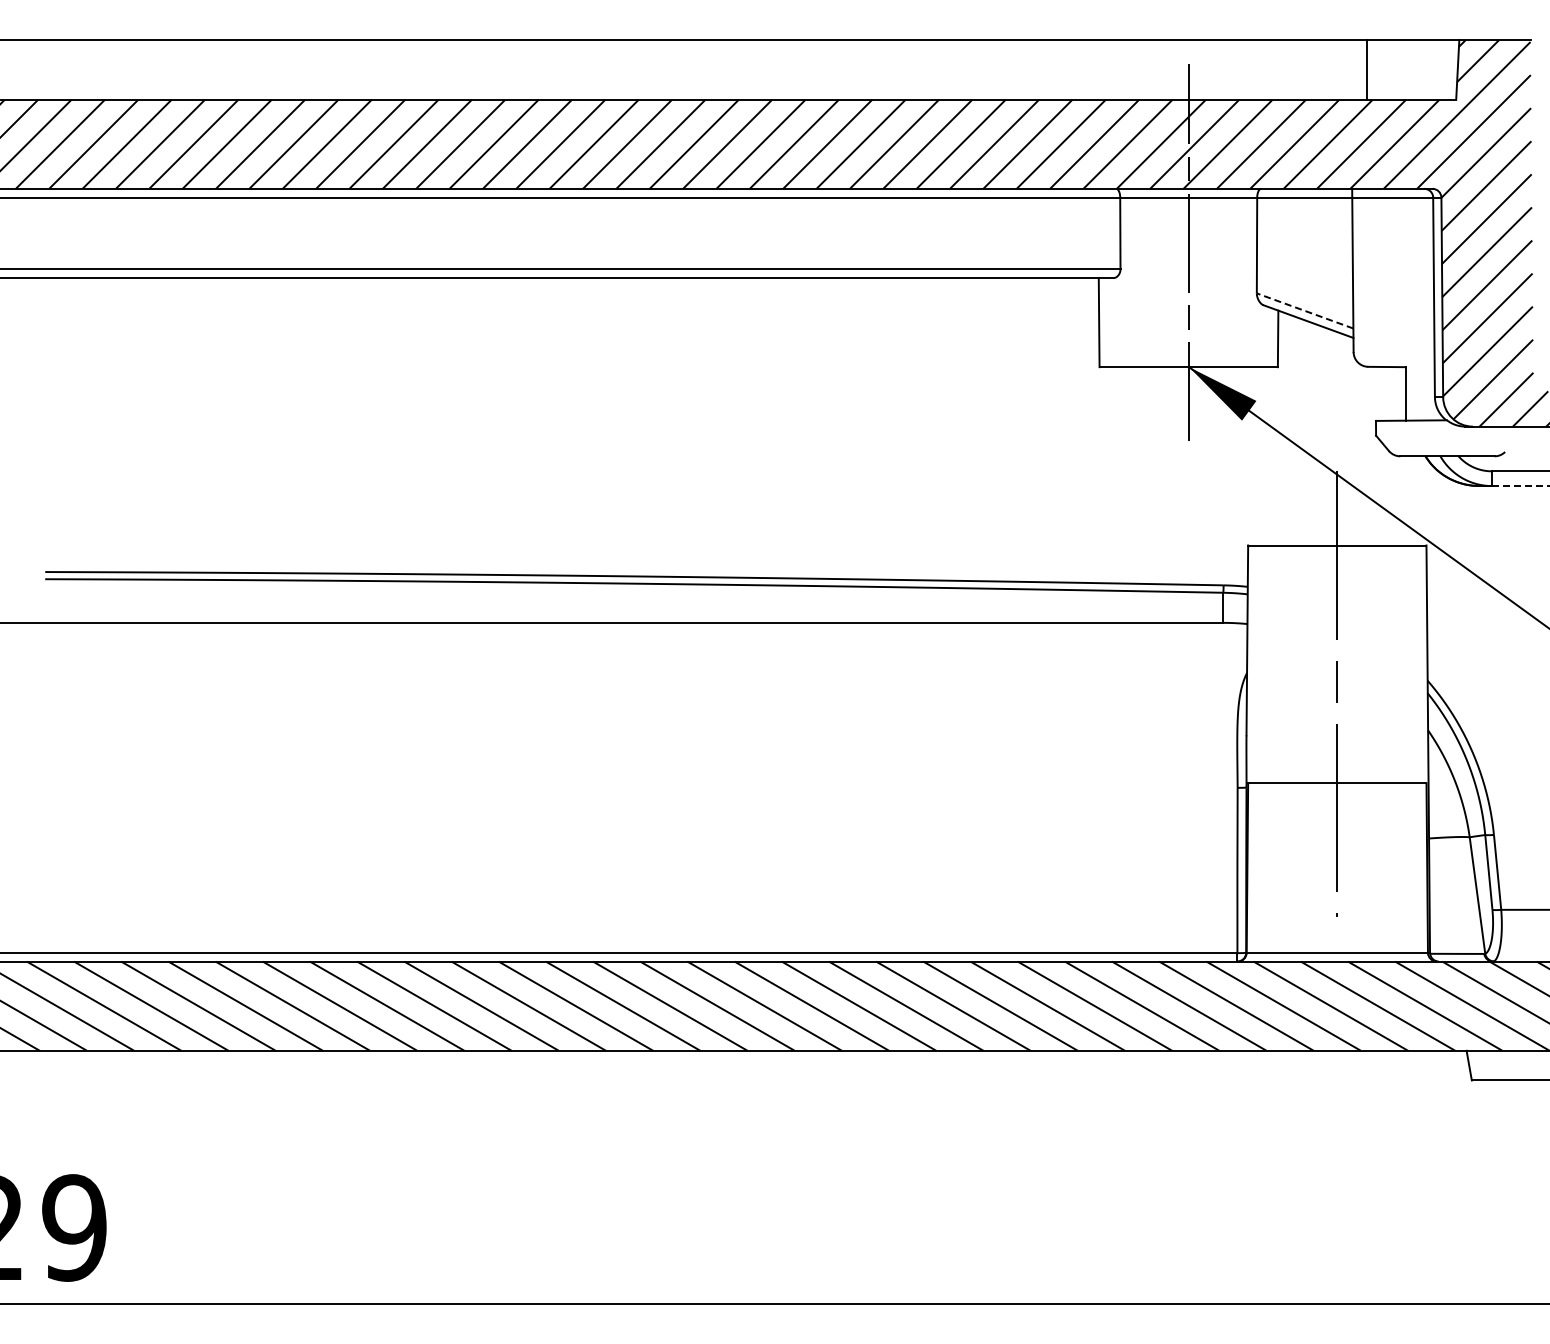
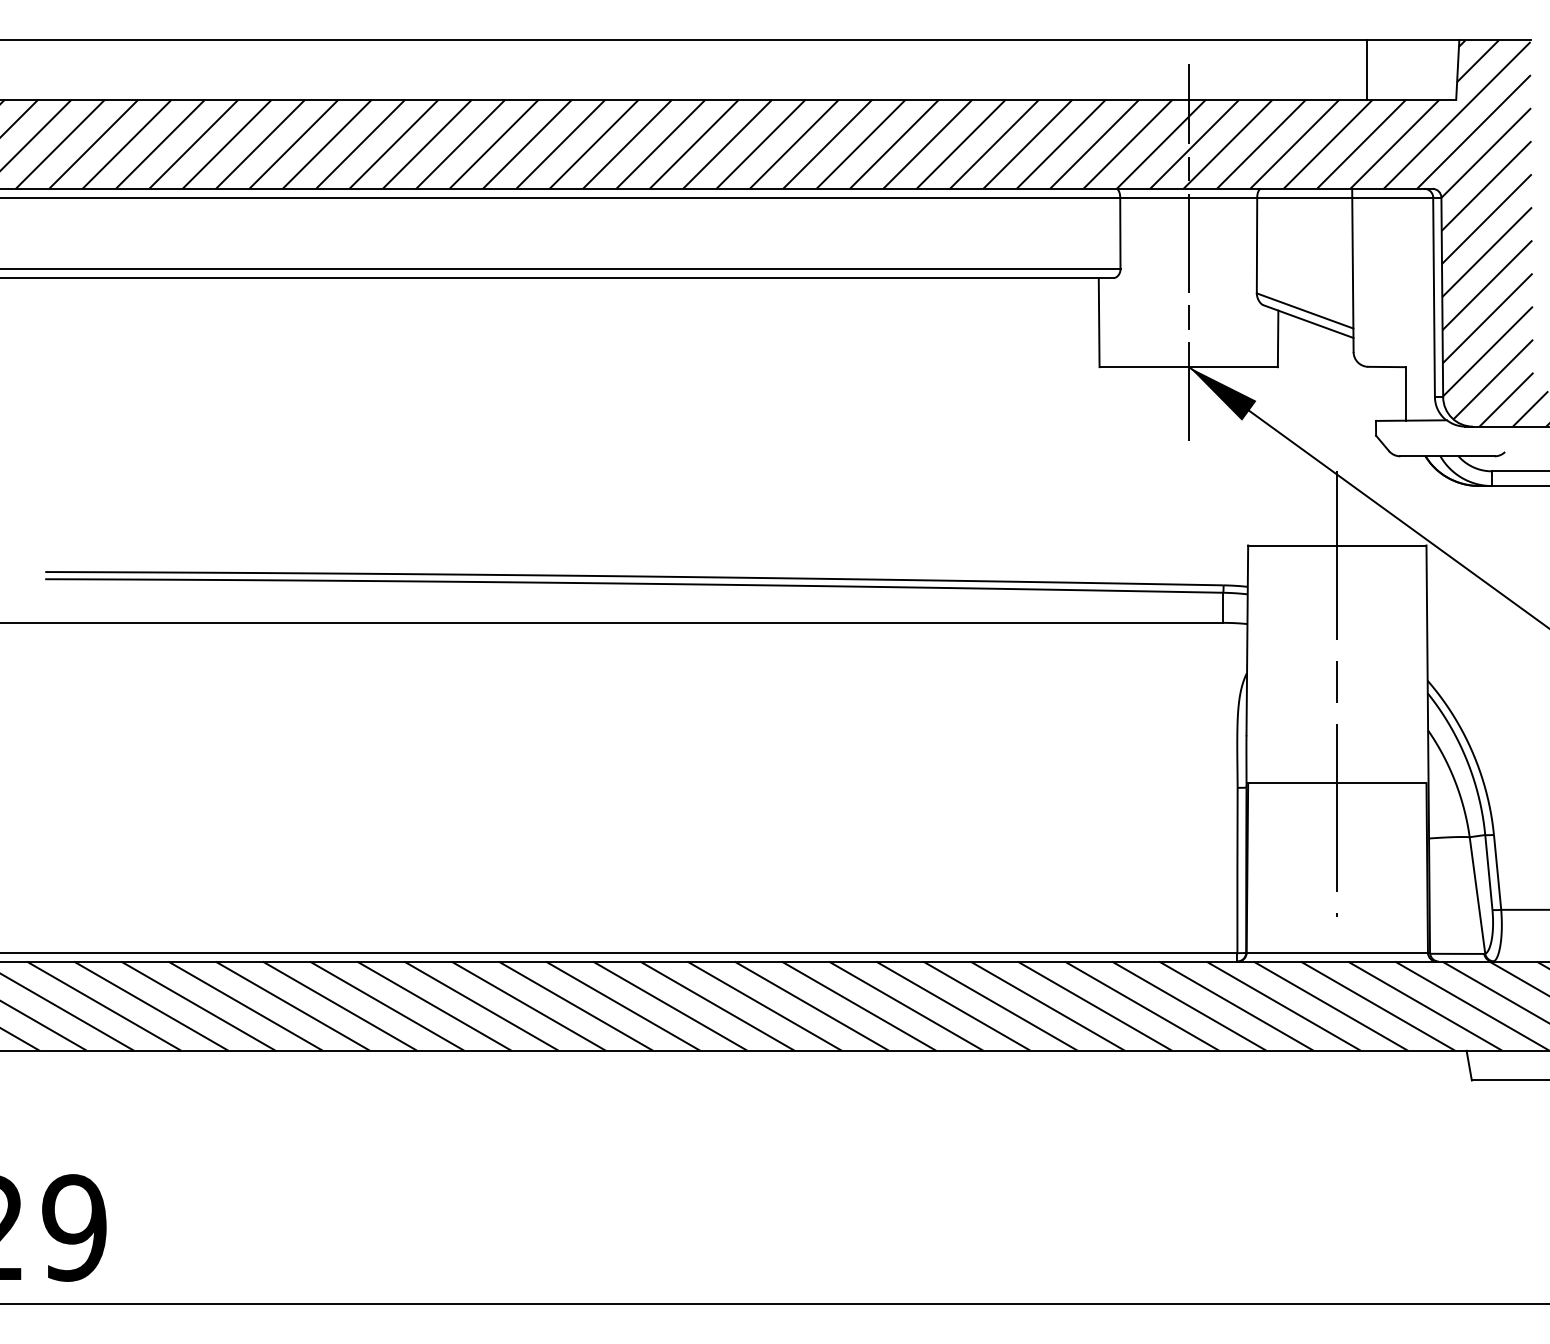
line: dashed -> solid (1304, 310)
line: dashed -> solid (1520, 486)
